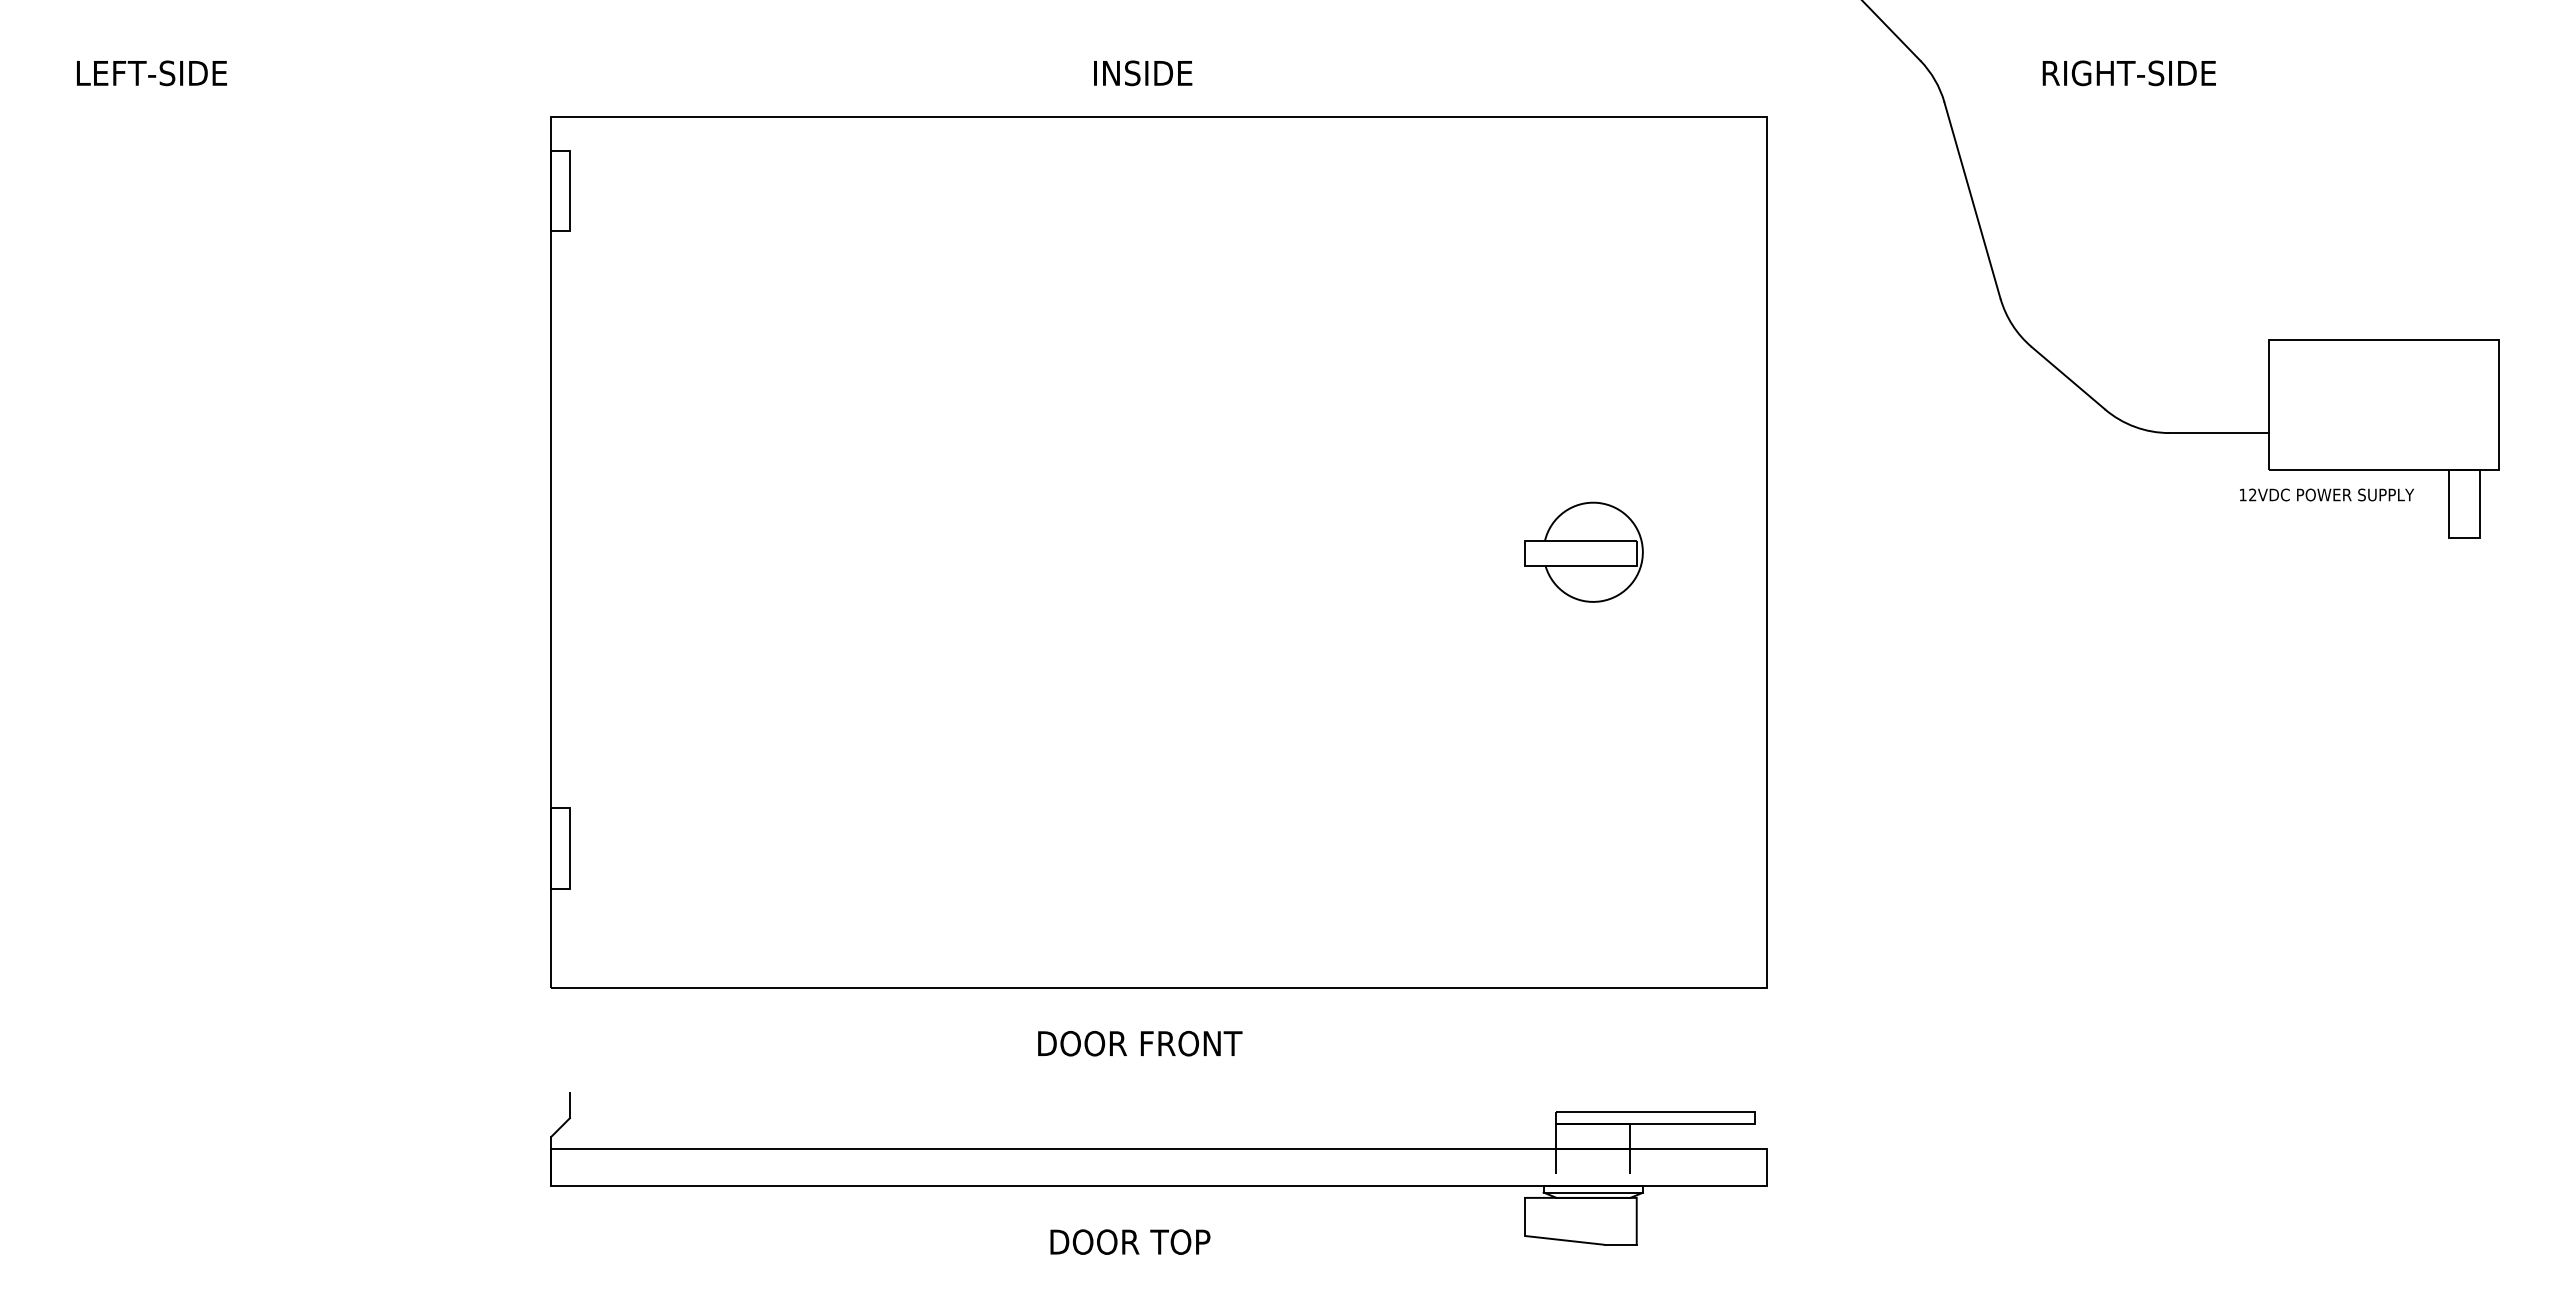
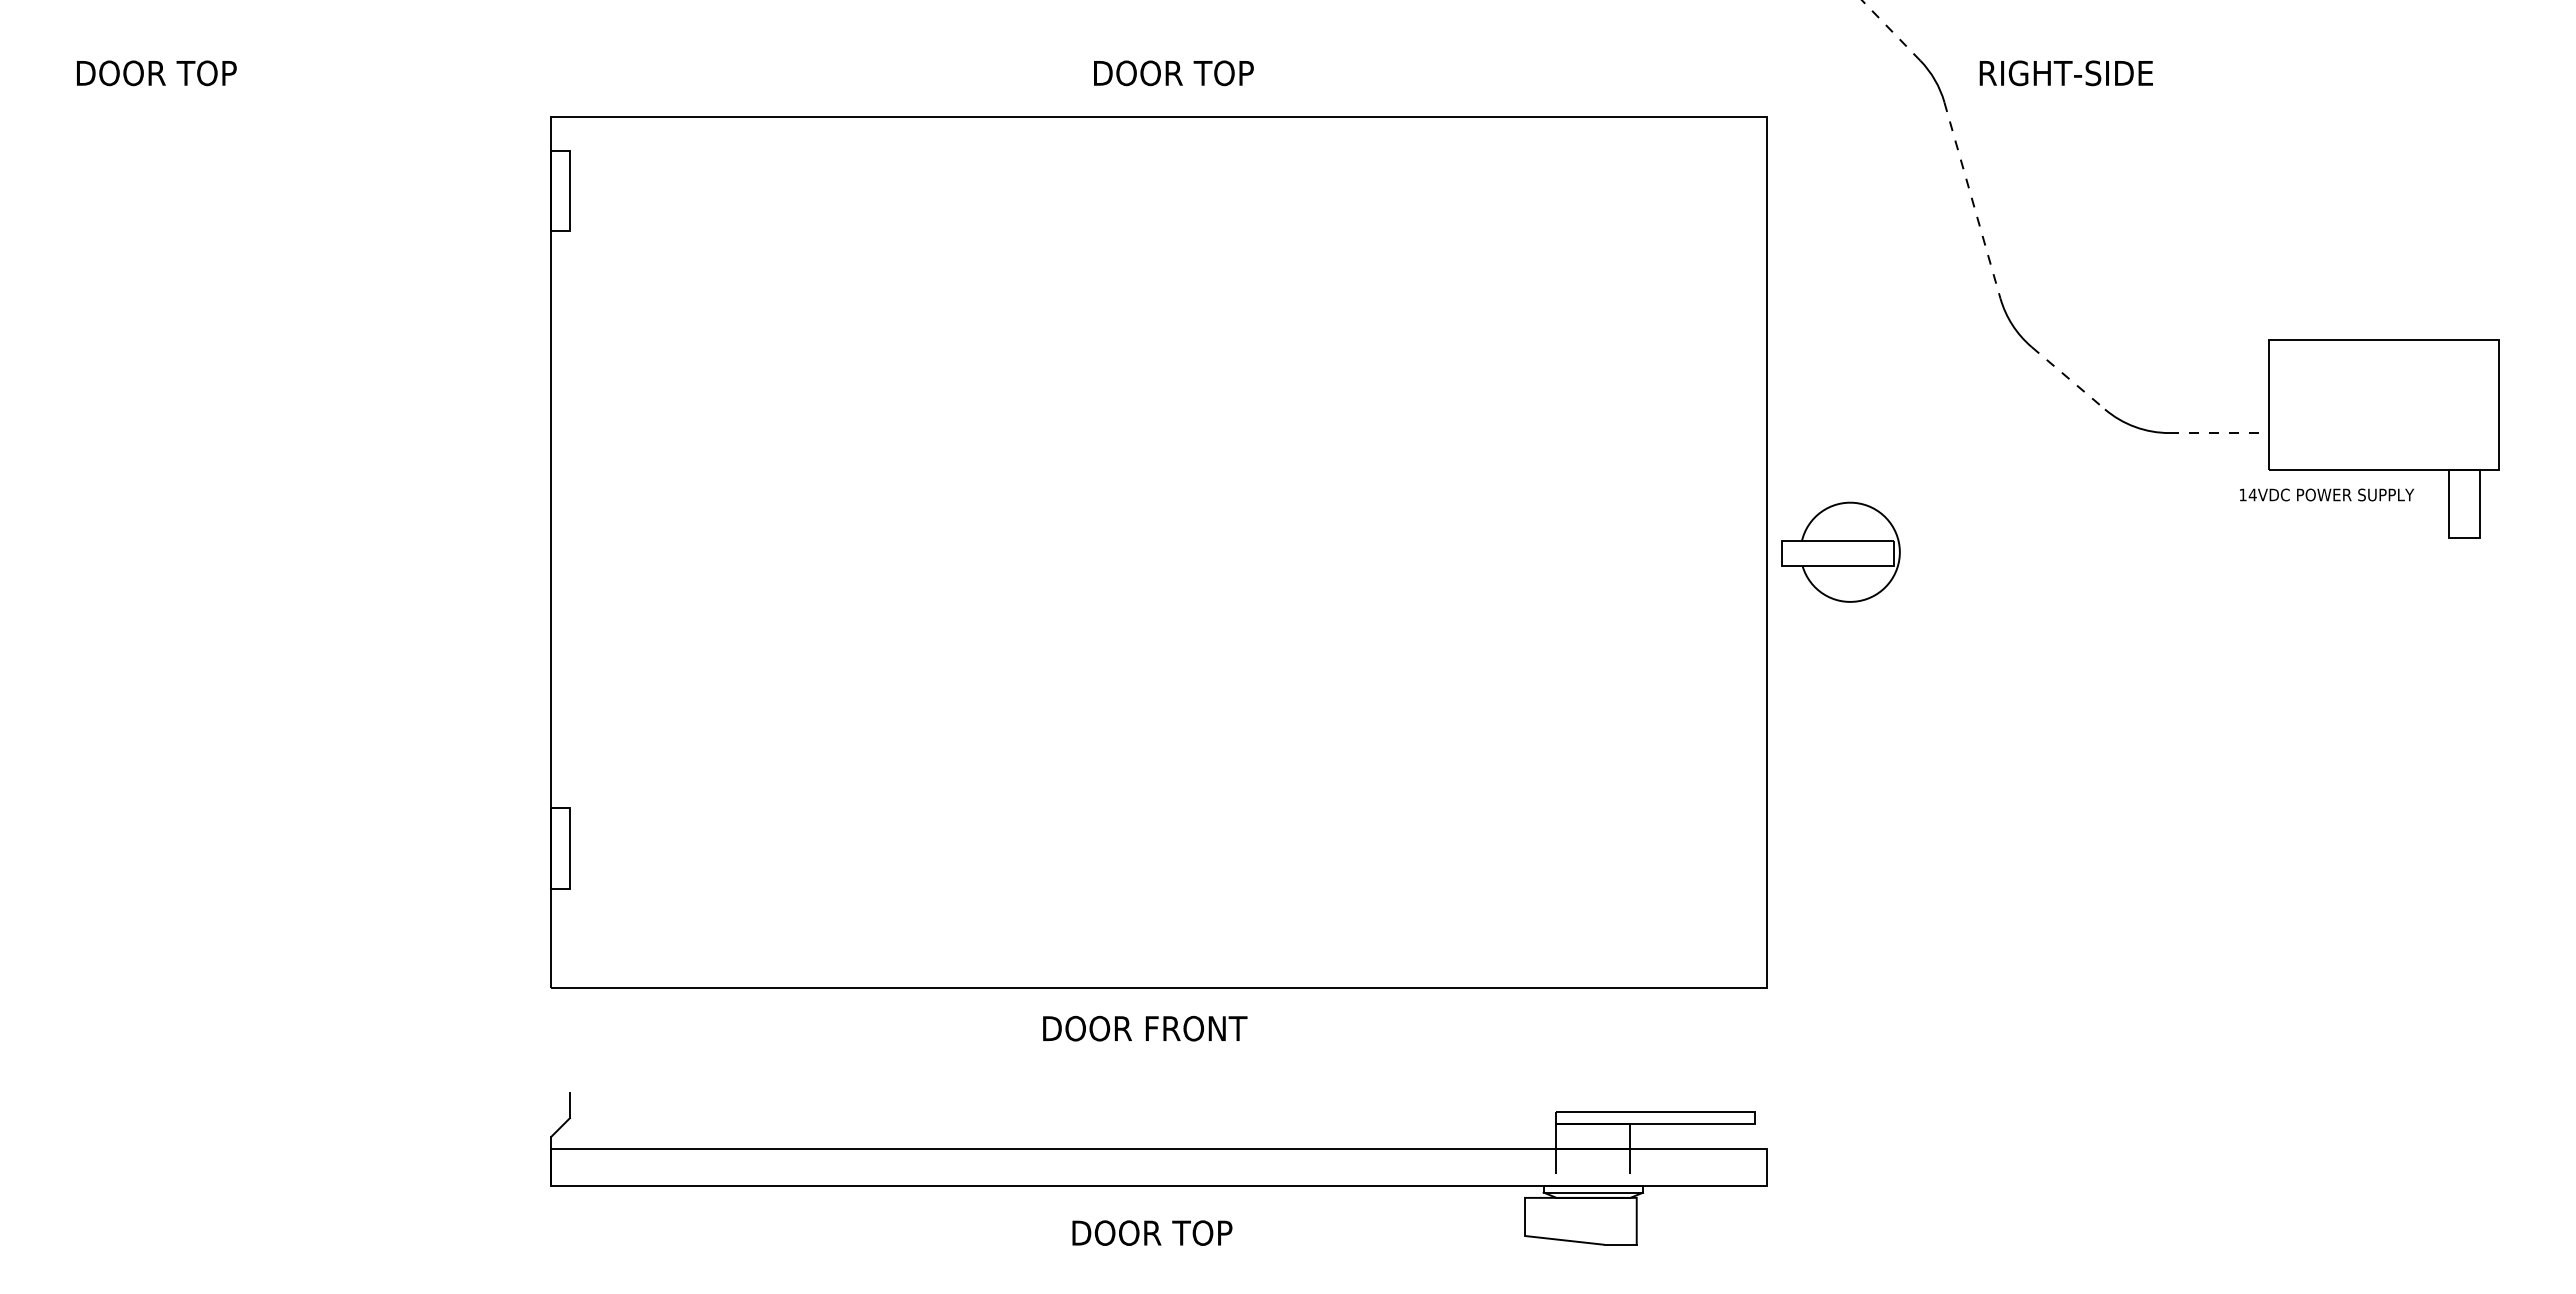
line: solid -> dashed (1891, 30)
text: LEFT-SIDE -> DOOR TOP (158, 73)
text: INSIDE -> DOOR TOP (1175, 73)
text position: (2128, 73) -> (2065, 73) (2065, 73)
line: solid -> dashed (1972, 201)
line: solid -> dashed (2068, 378)
line: solid -> dashed (2219, 433)
text: 12VDC -> 14VDC (2252, 494)
part position: (1583, 551) -> (1840, 551) (1840, 551)
text position: (1140, 1043) -> (1145, 1028) (1145, 1028)
text position: (1130, 1241) -> (1152, 1232) (1152, 1232)
